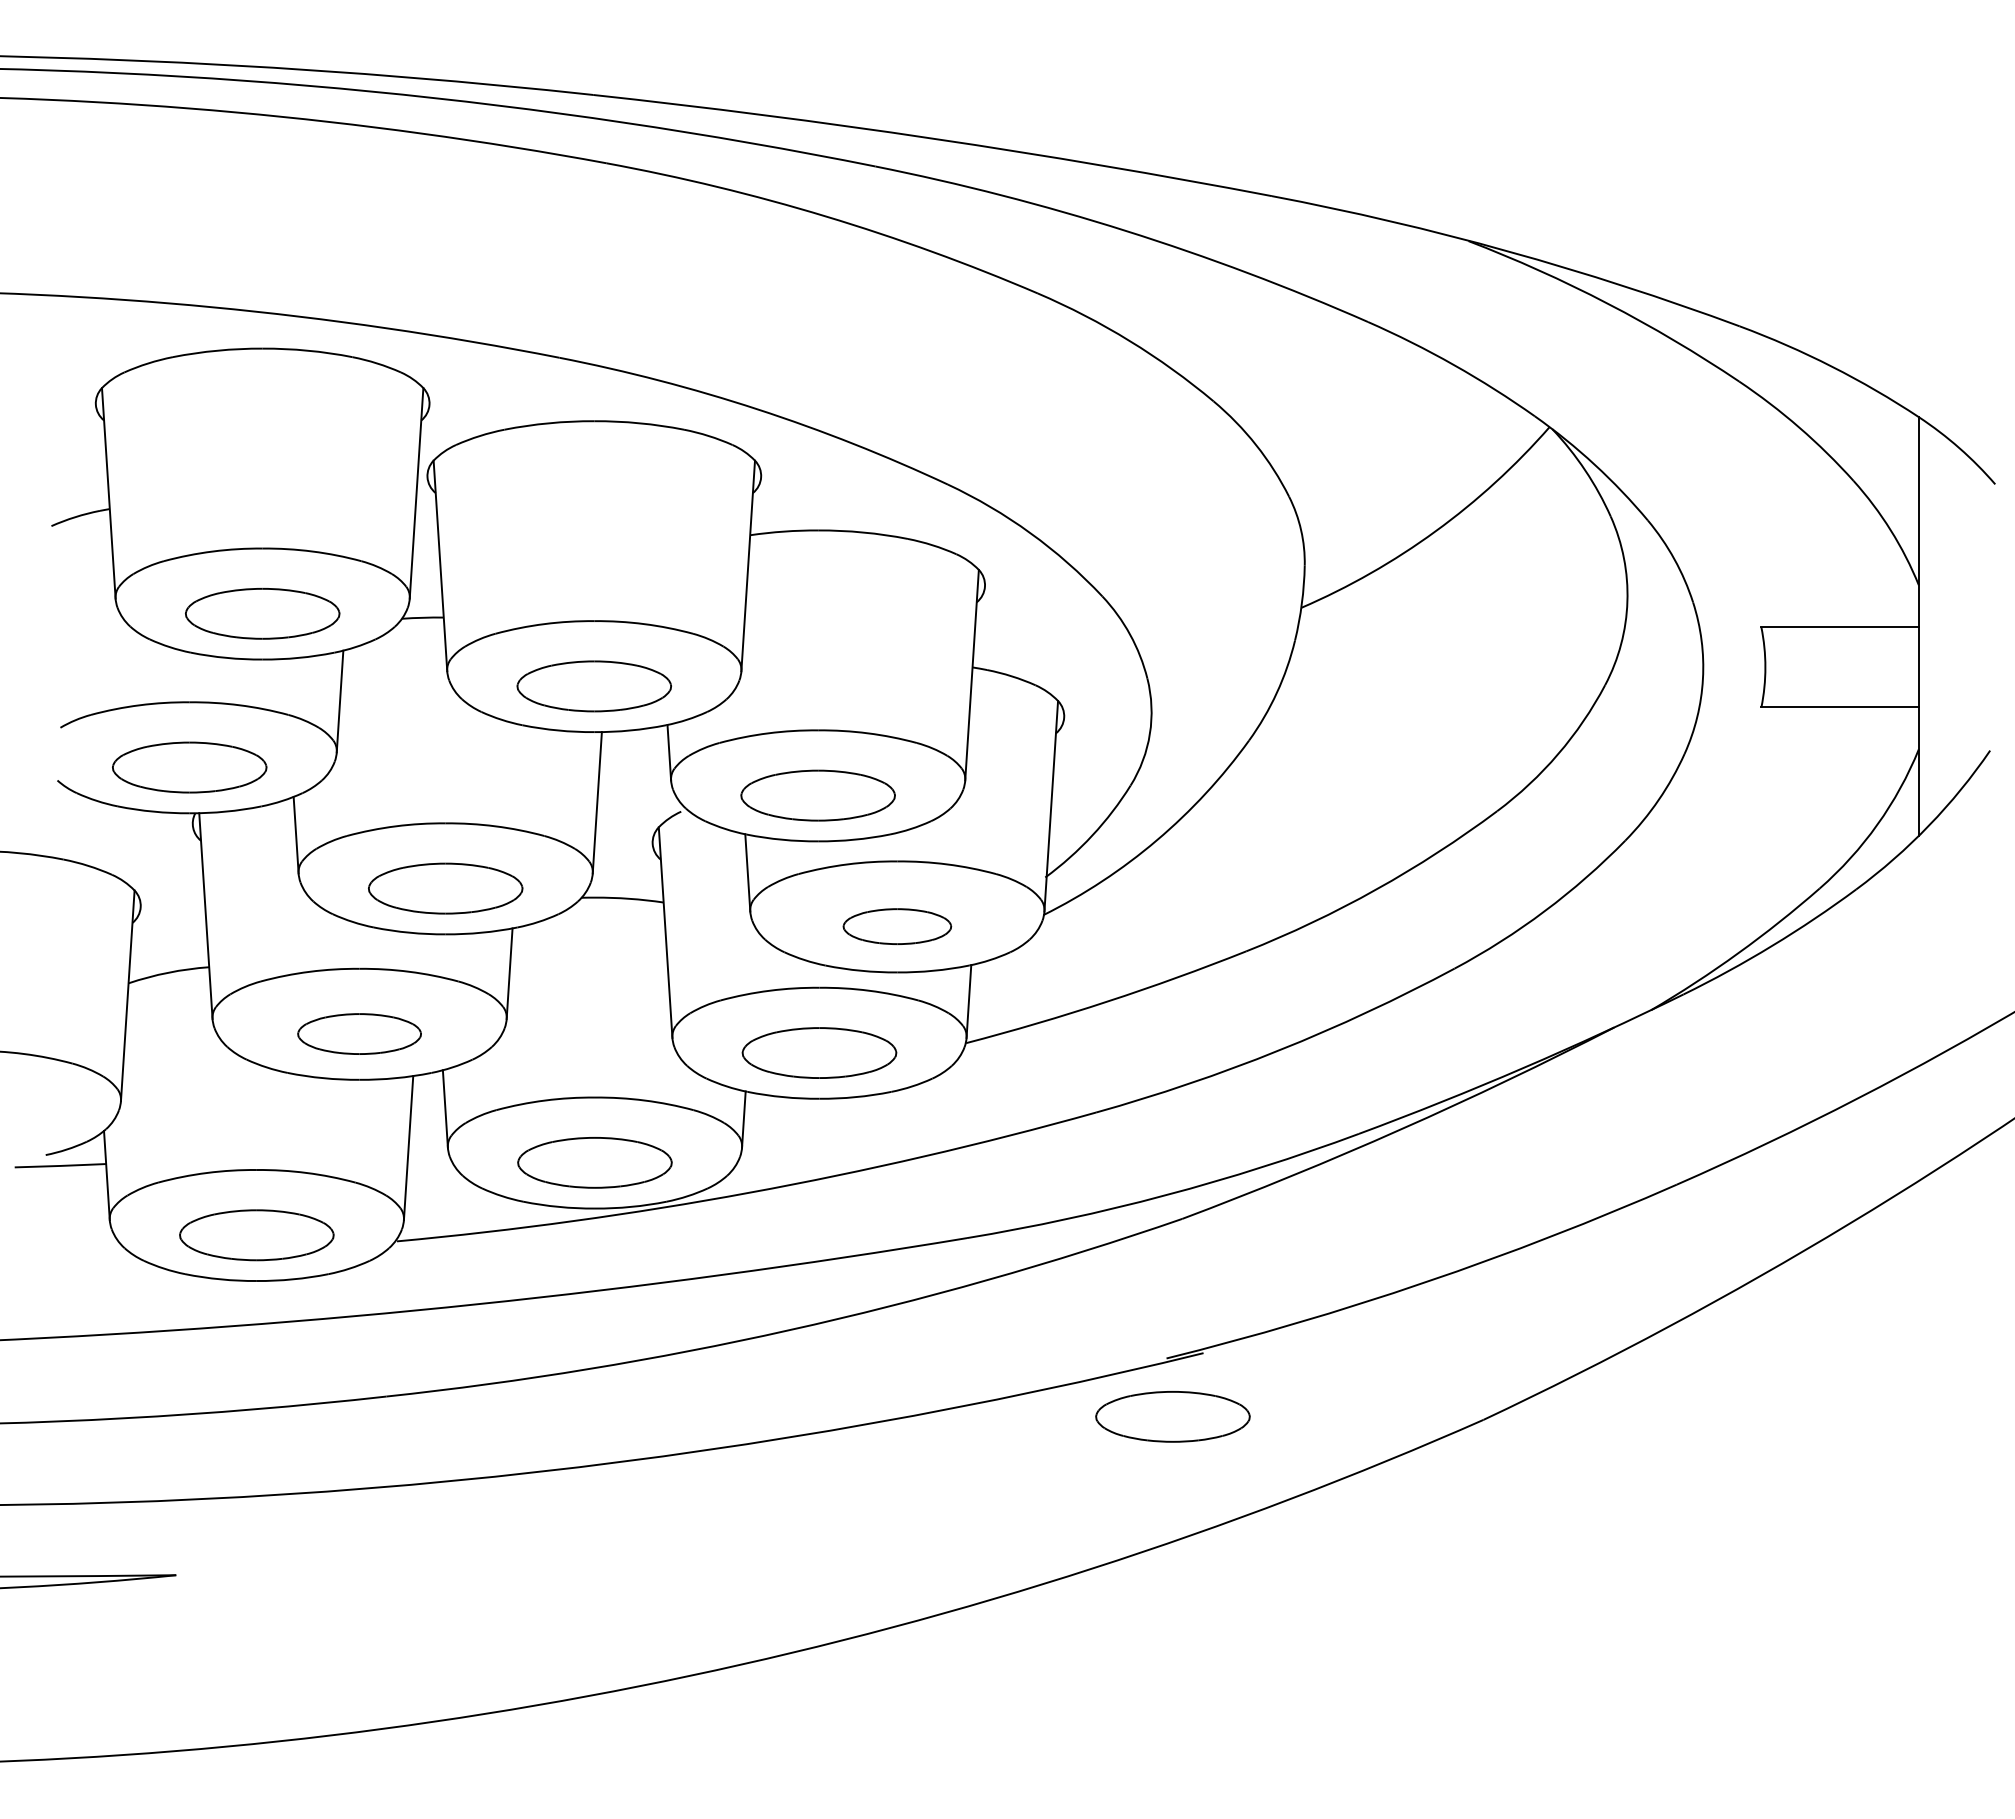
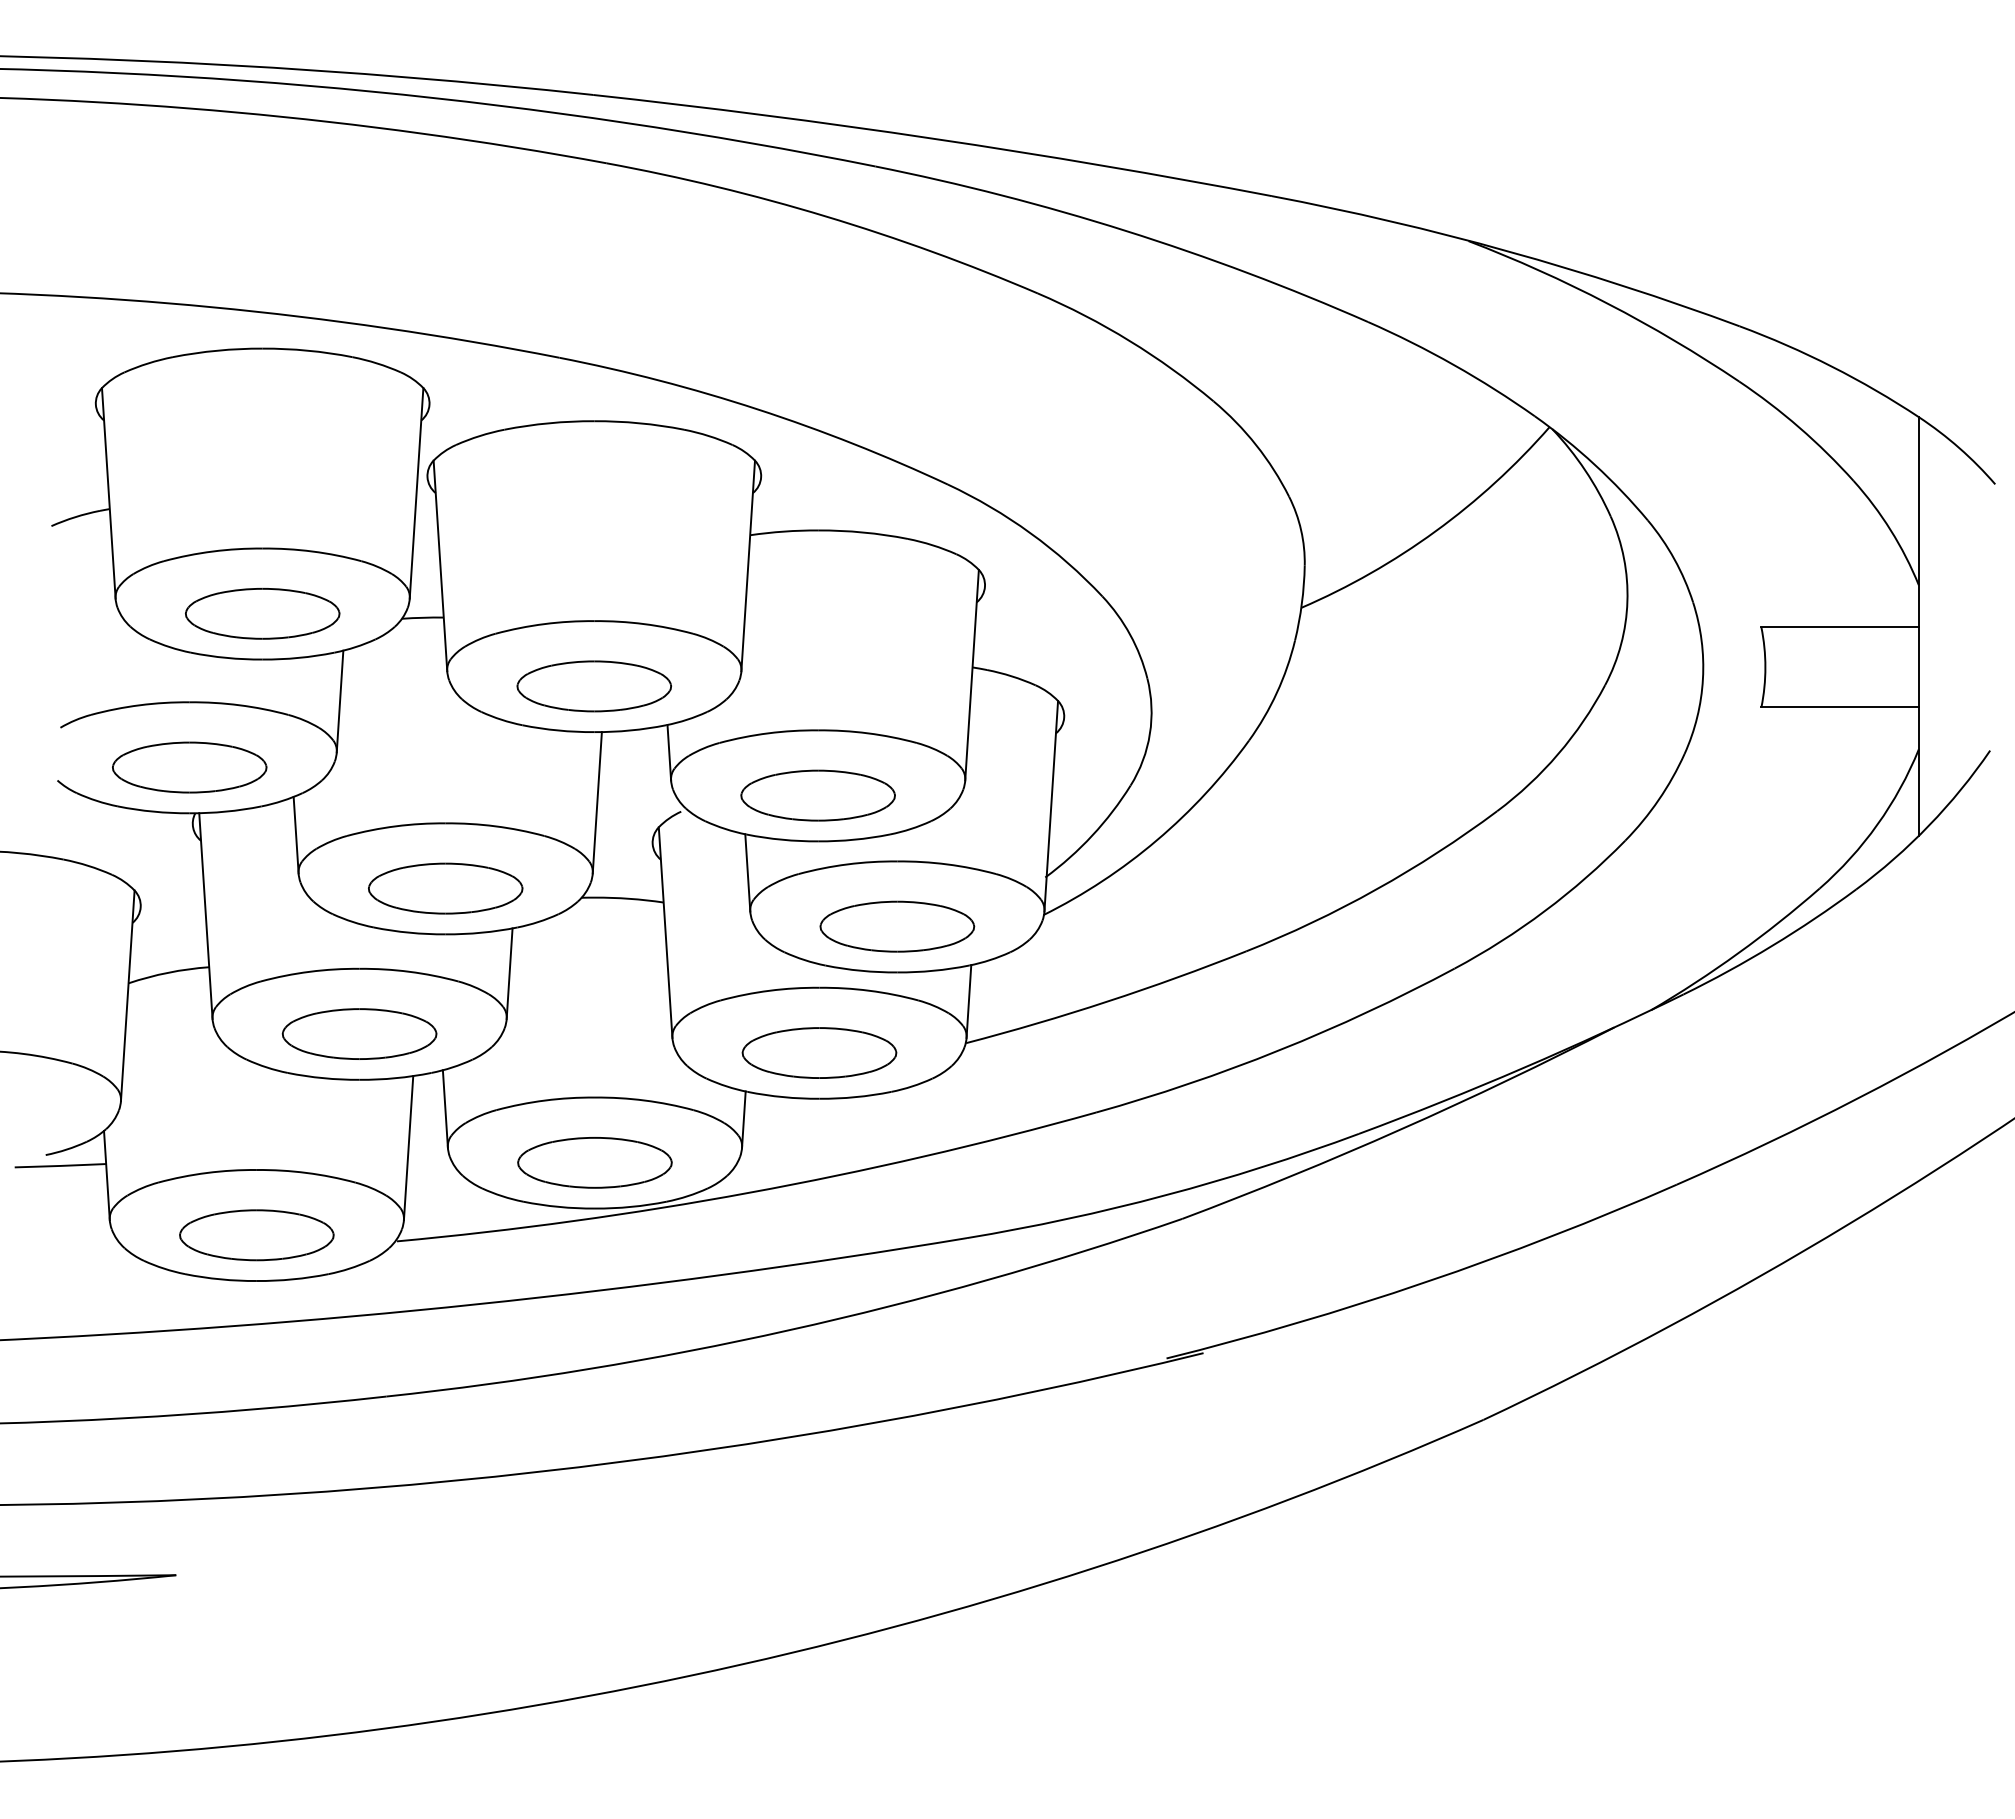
part size: 111x37 px -> 157x53 px (897, 926)
part size: 125x42 px -> 157x52 px (359, 1033)
part: present -> none (1172, 1416)
